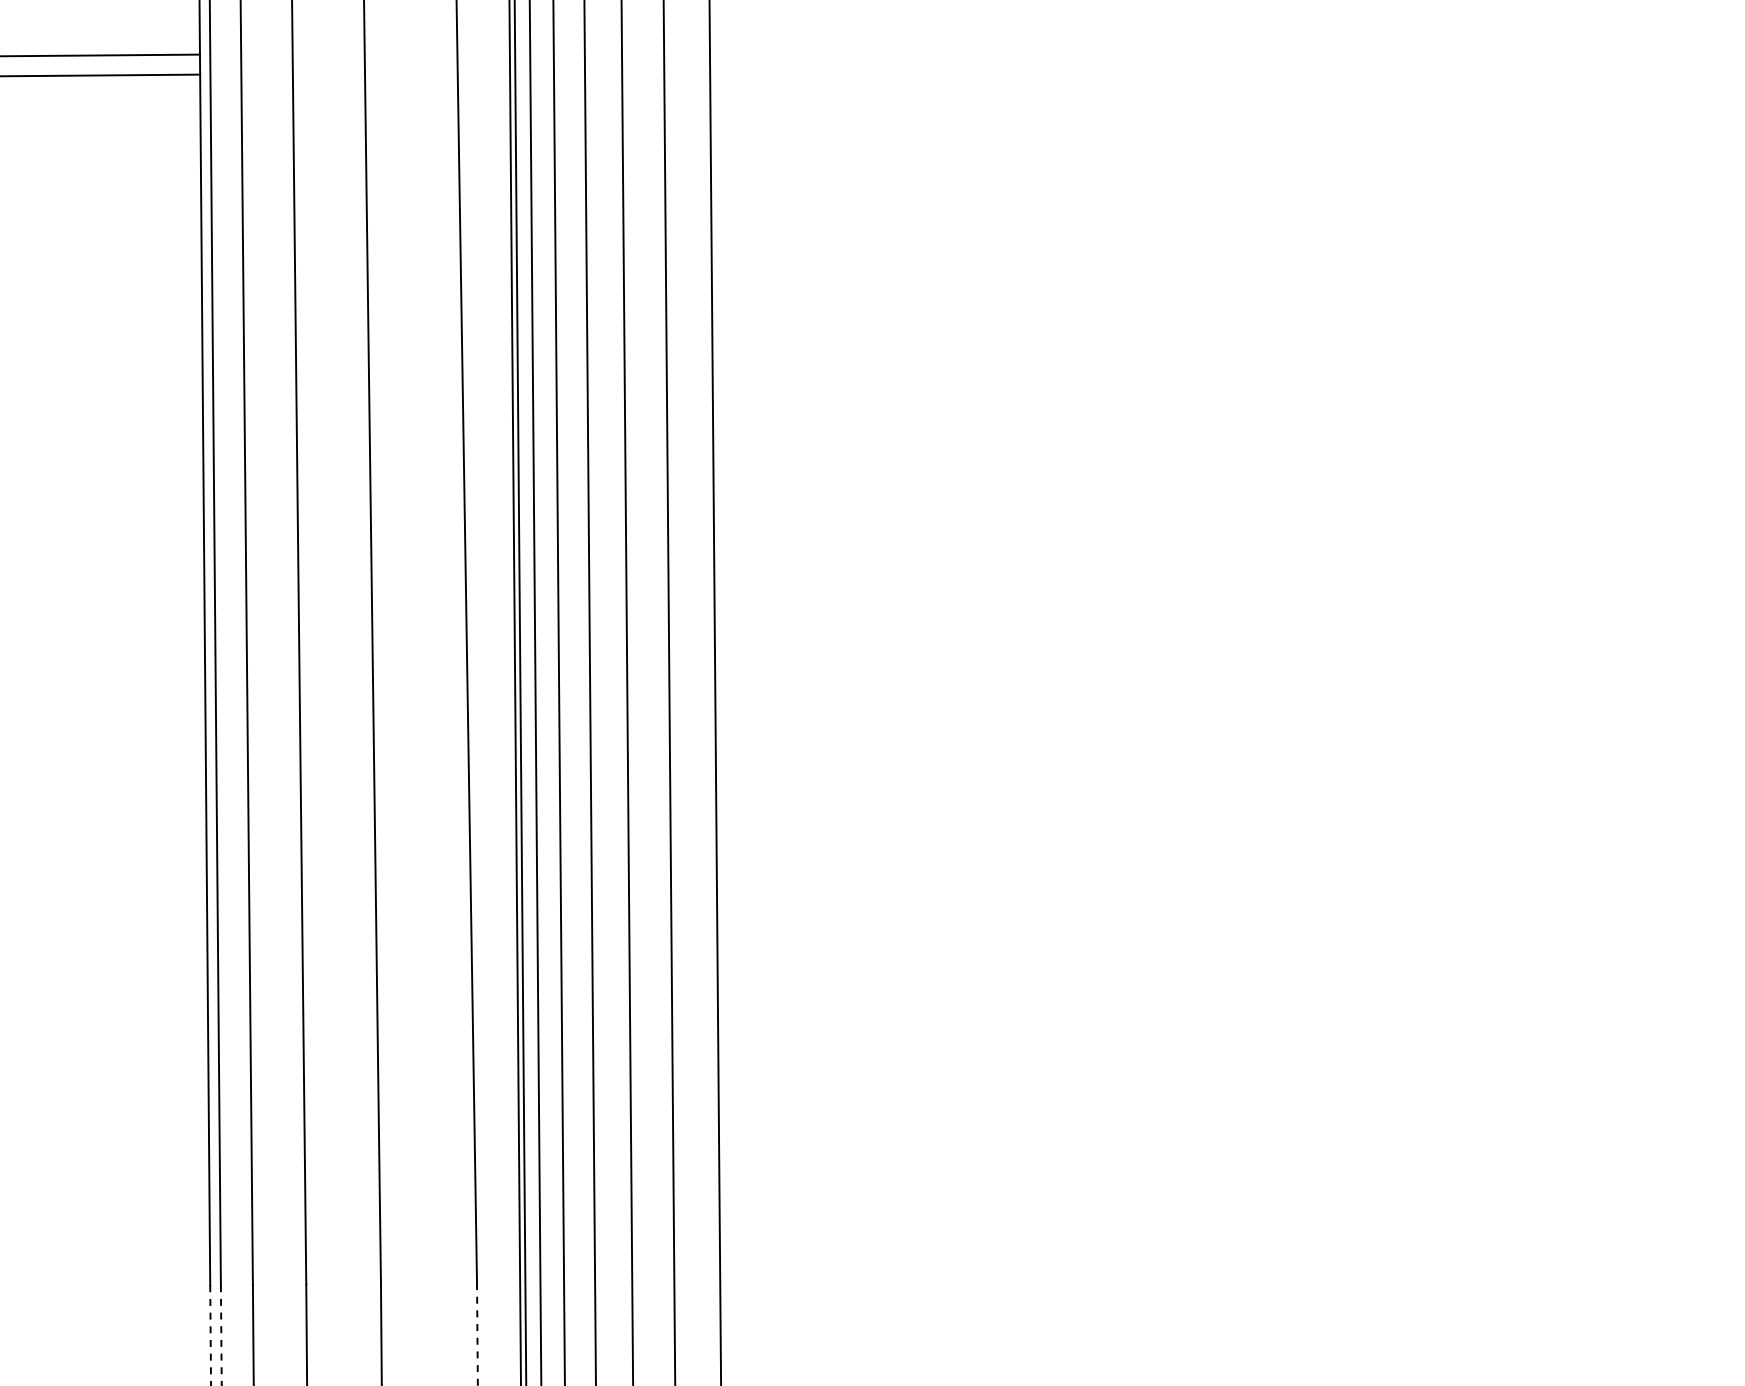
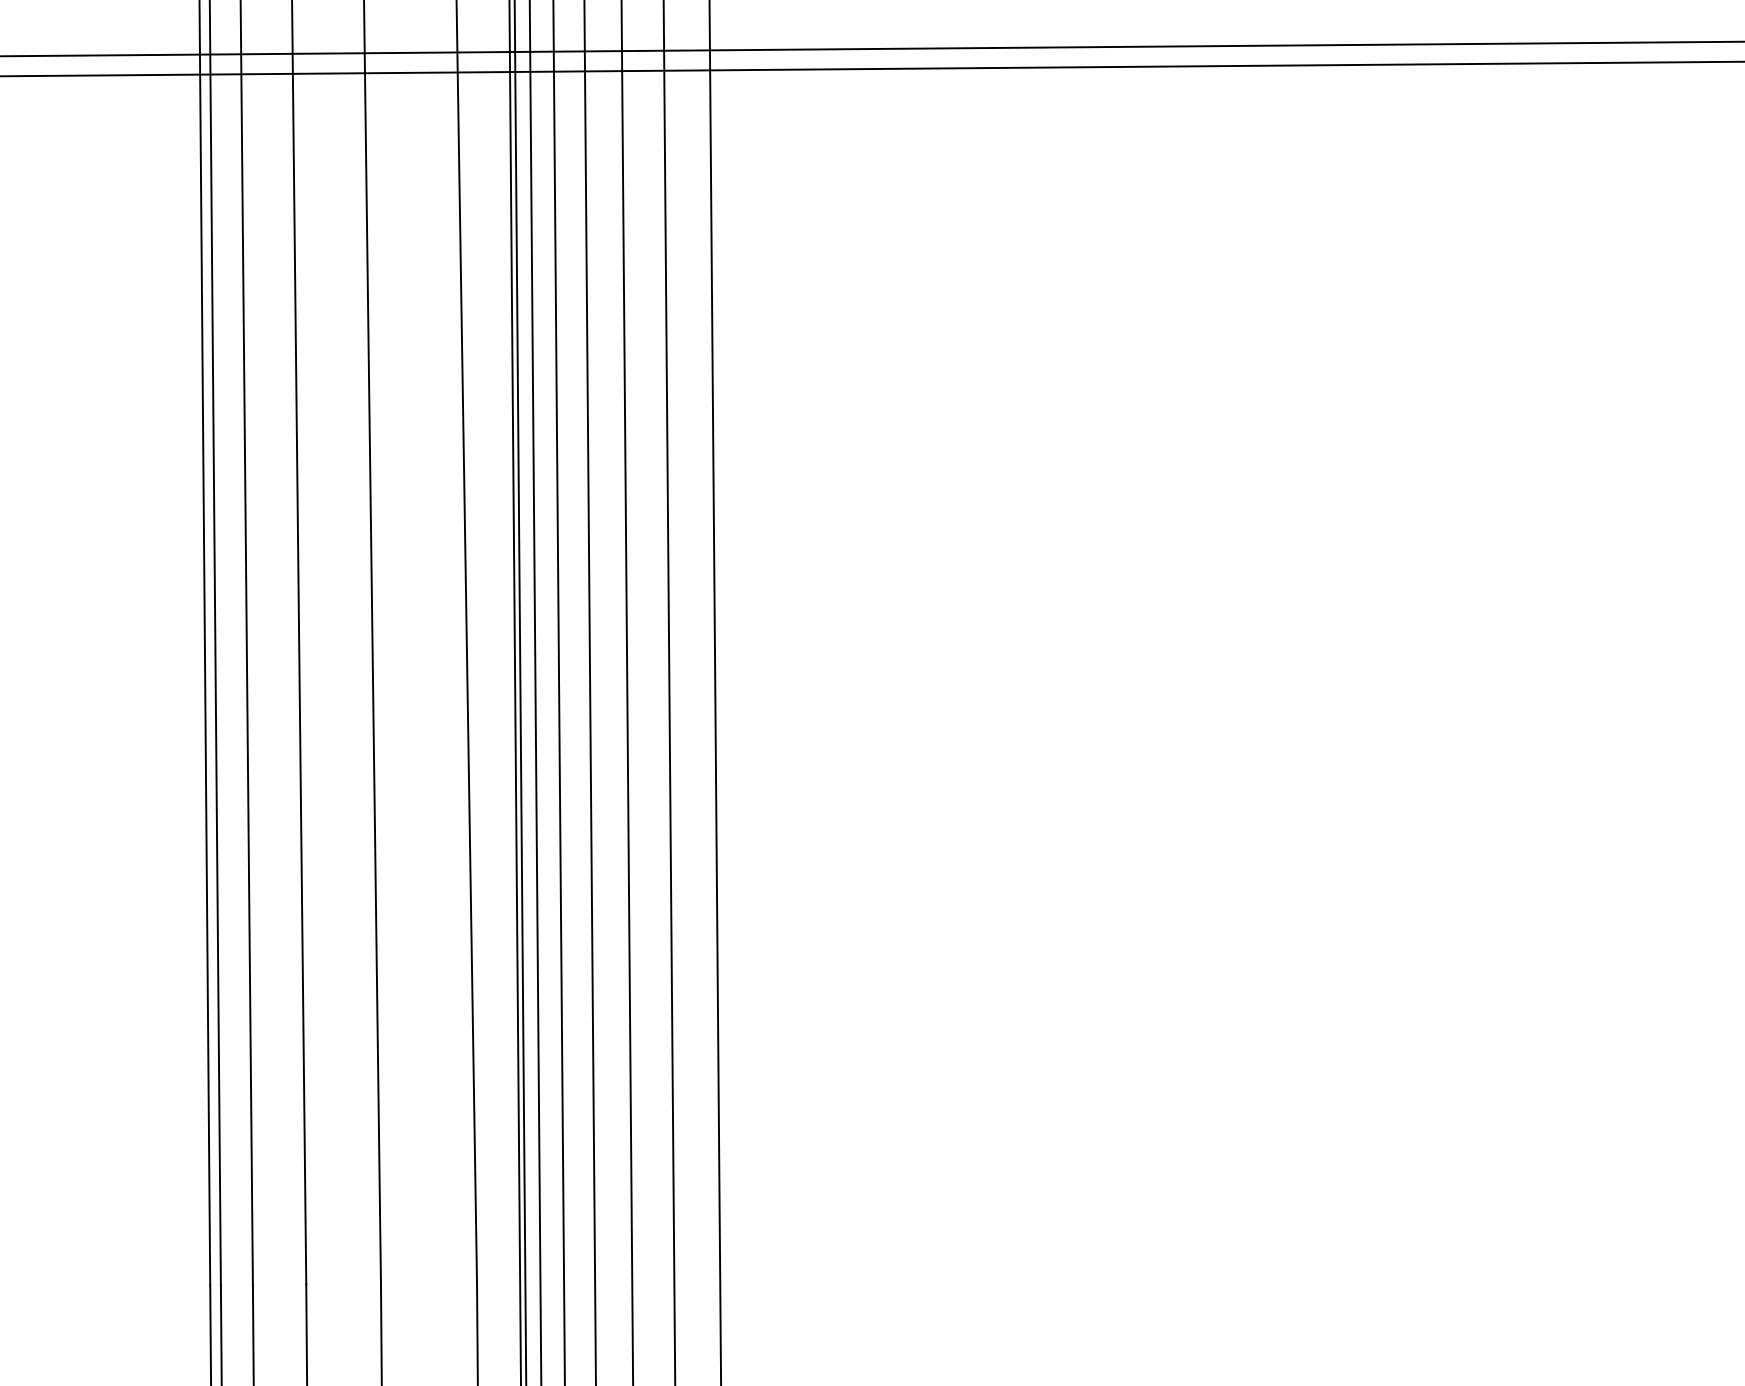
line: none -> present (970, 47)
line: none -> present (970, 67)
line: dashed -> solid (477, 1334)
line: dashed -> solid (210, 1335)
line: dashed -> solid (221, 1335)
